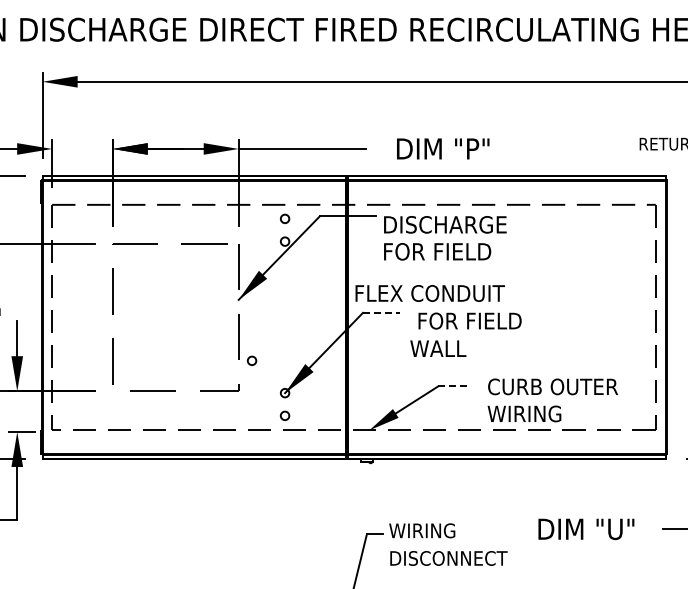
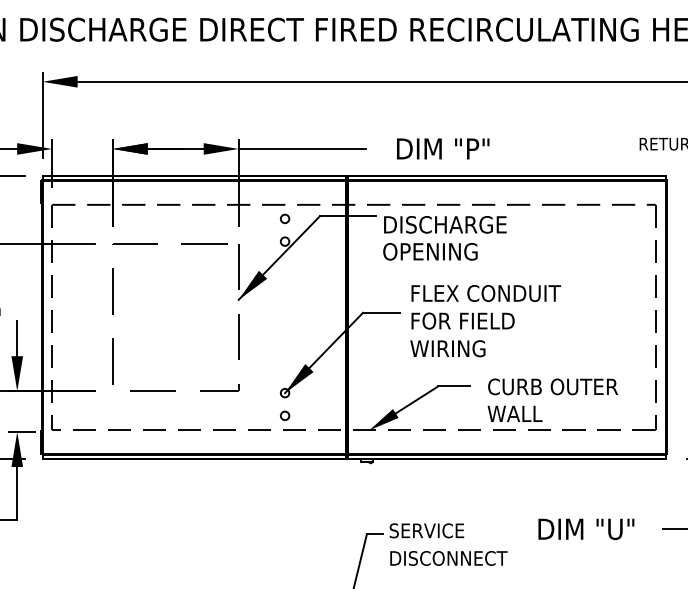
text: FOR FIELD -> OPENING (437, 251)
text position: (429, 293) -> (485, 293) (485, 293)
line: dashed -> solid (381, 312)
text position: (469, 320) -> (462, 320) (462, 320)
text: WALL -> WIRING (457, 348)
circle: present -> none (252, 360)
line: dashed -> solid (453, 386)
text: WIRING -> WALL (534, 413)
text: WIRING -> SERVICE (426, 530)
